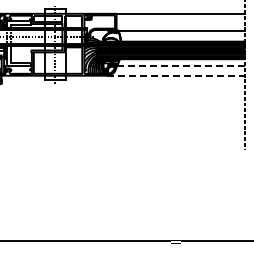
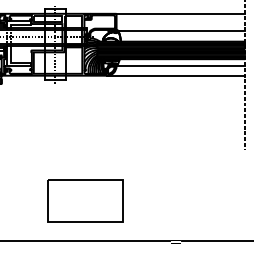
line: dashed -> solid (180, 66)
line: dashed -> solid (176, 75)
part: none -> present (85, 200)
